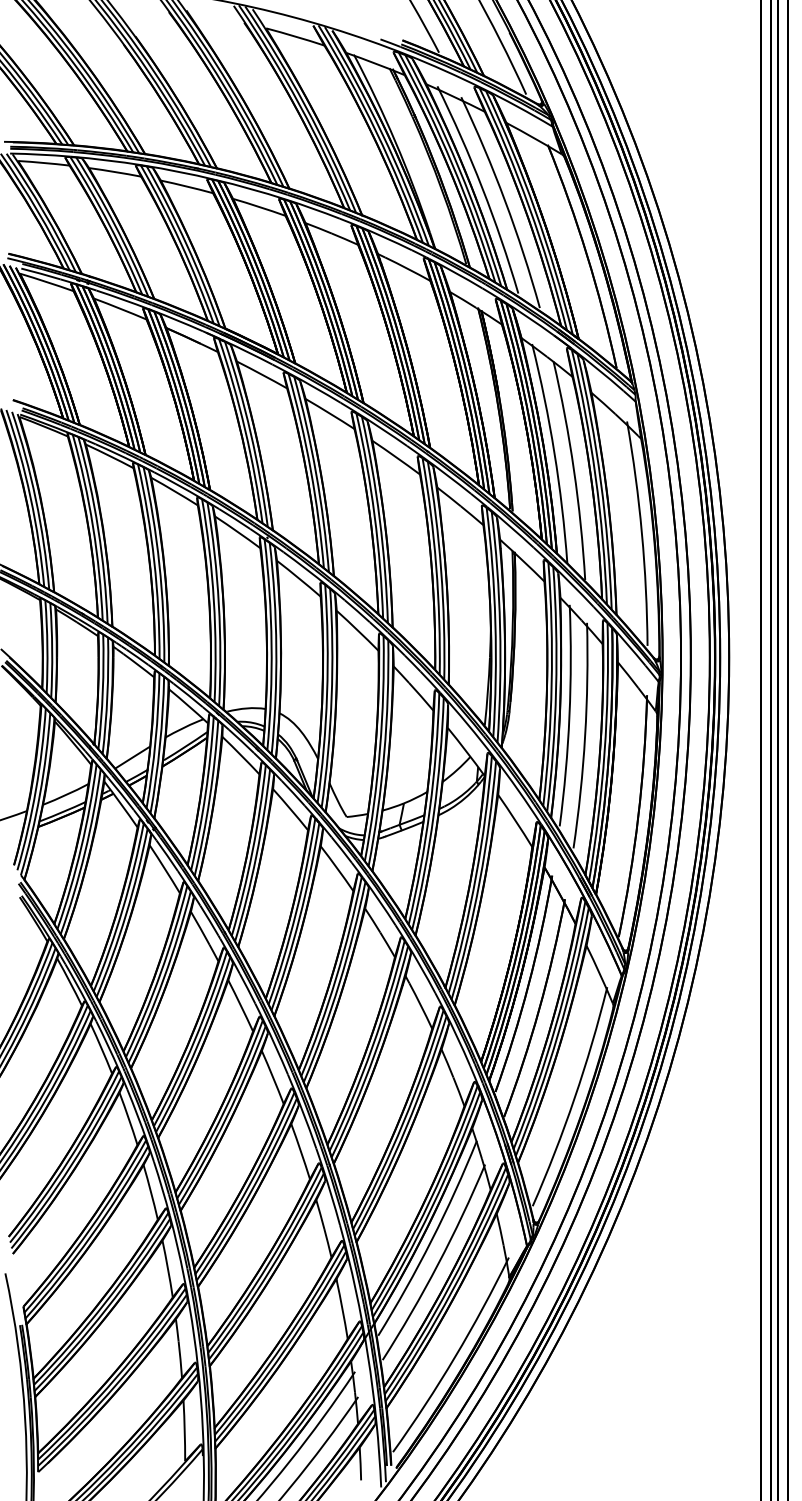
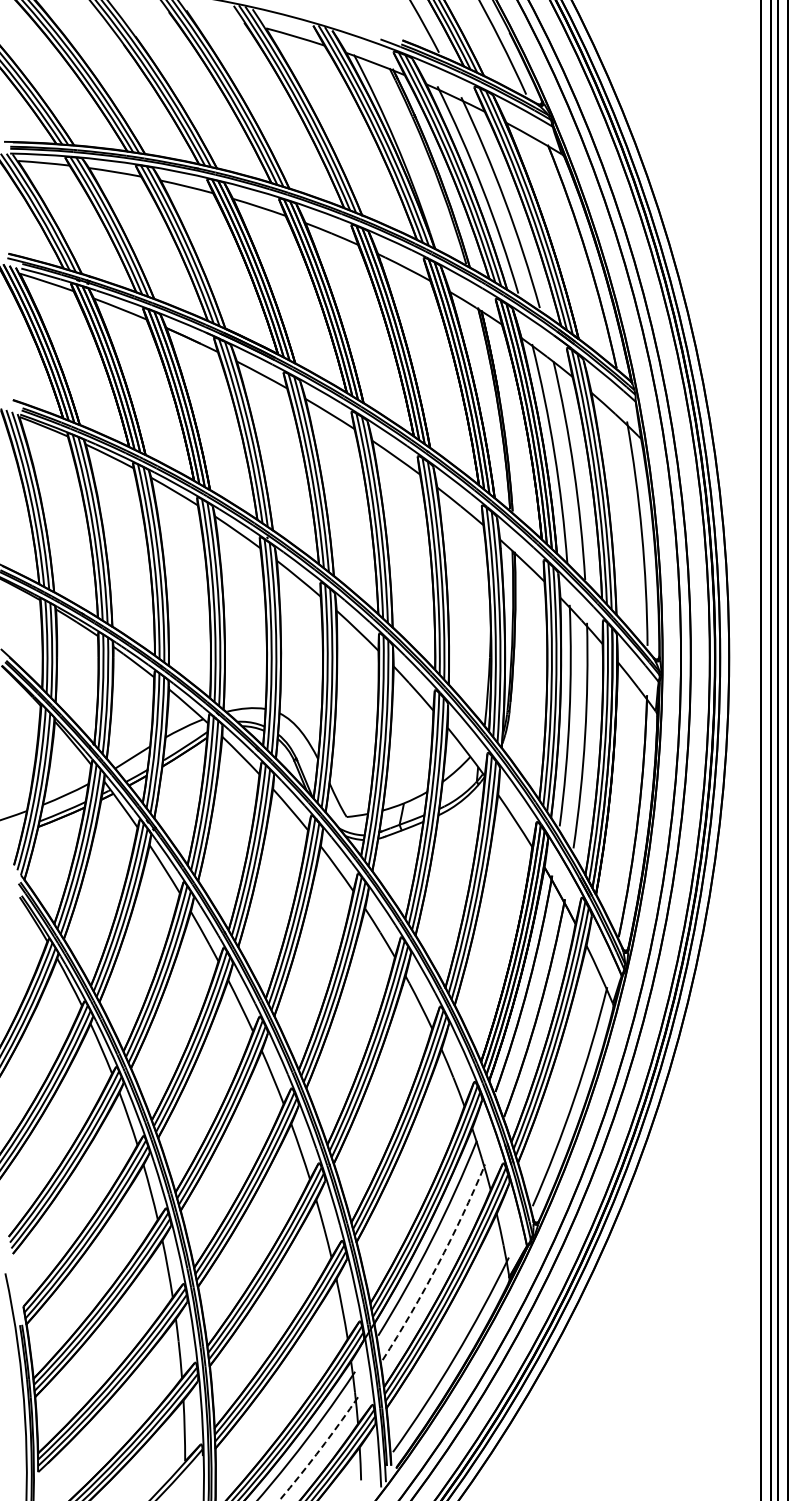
arc: solid -> dashed (438, 1264)
arc: solid -> dashed (320, 1449)
